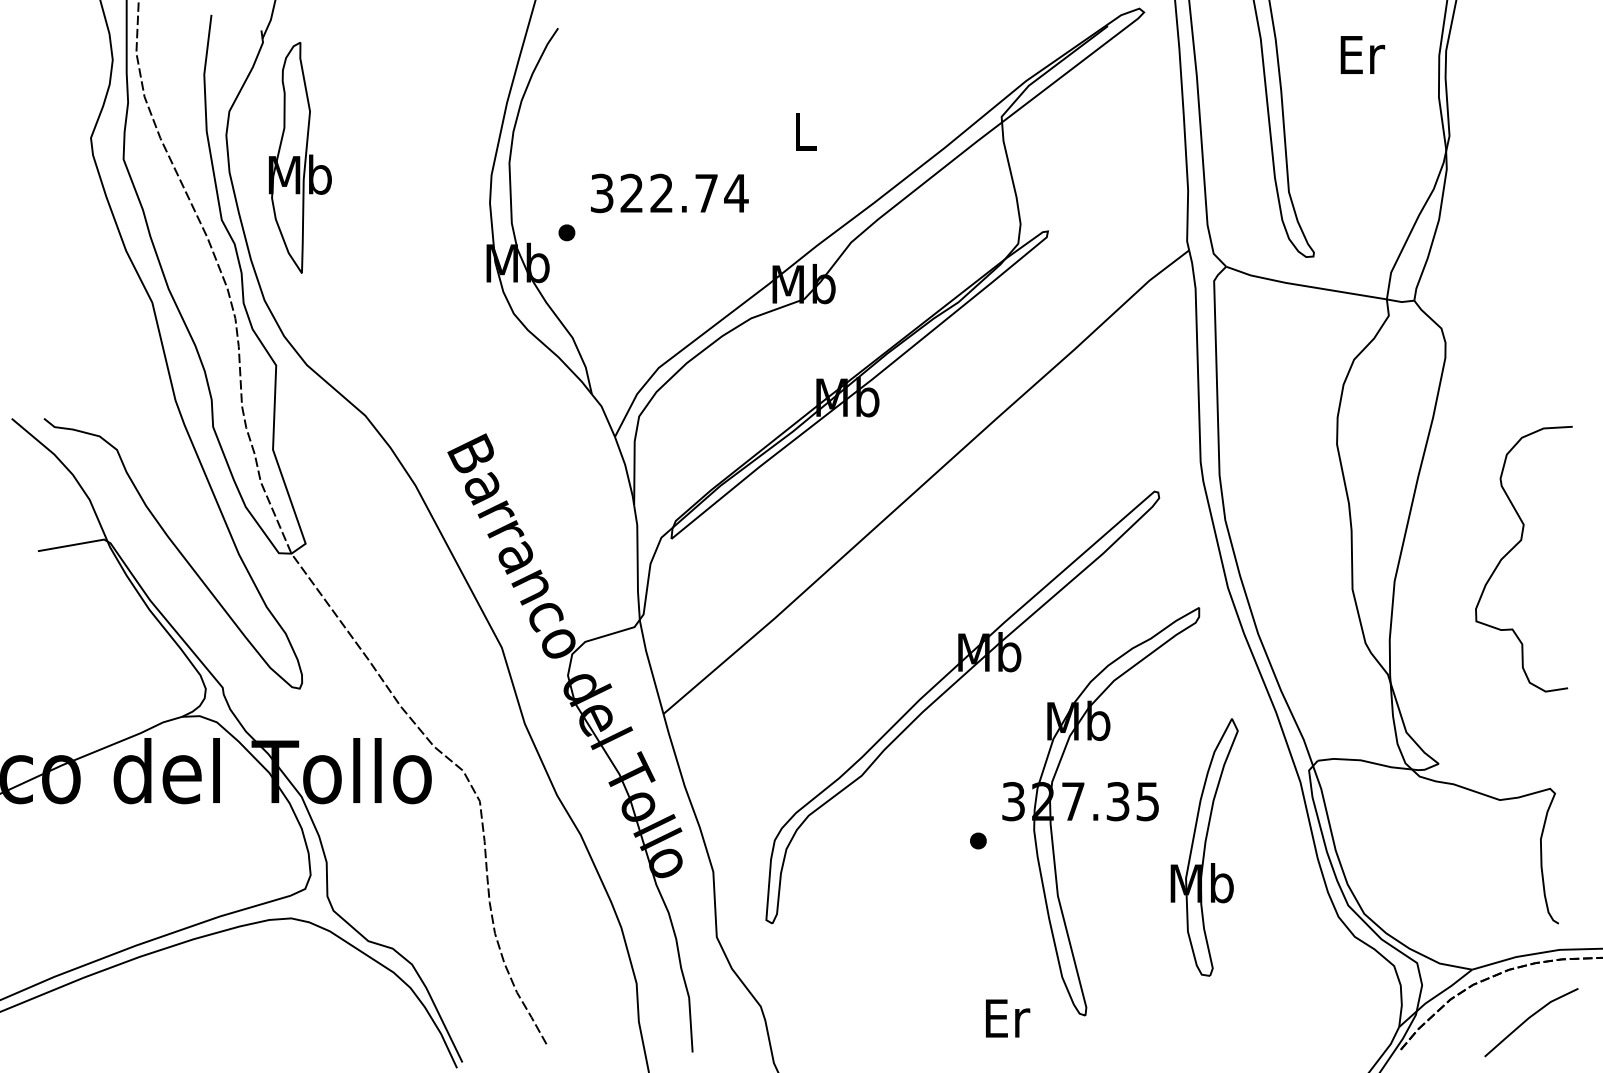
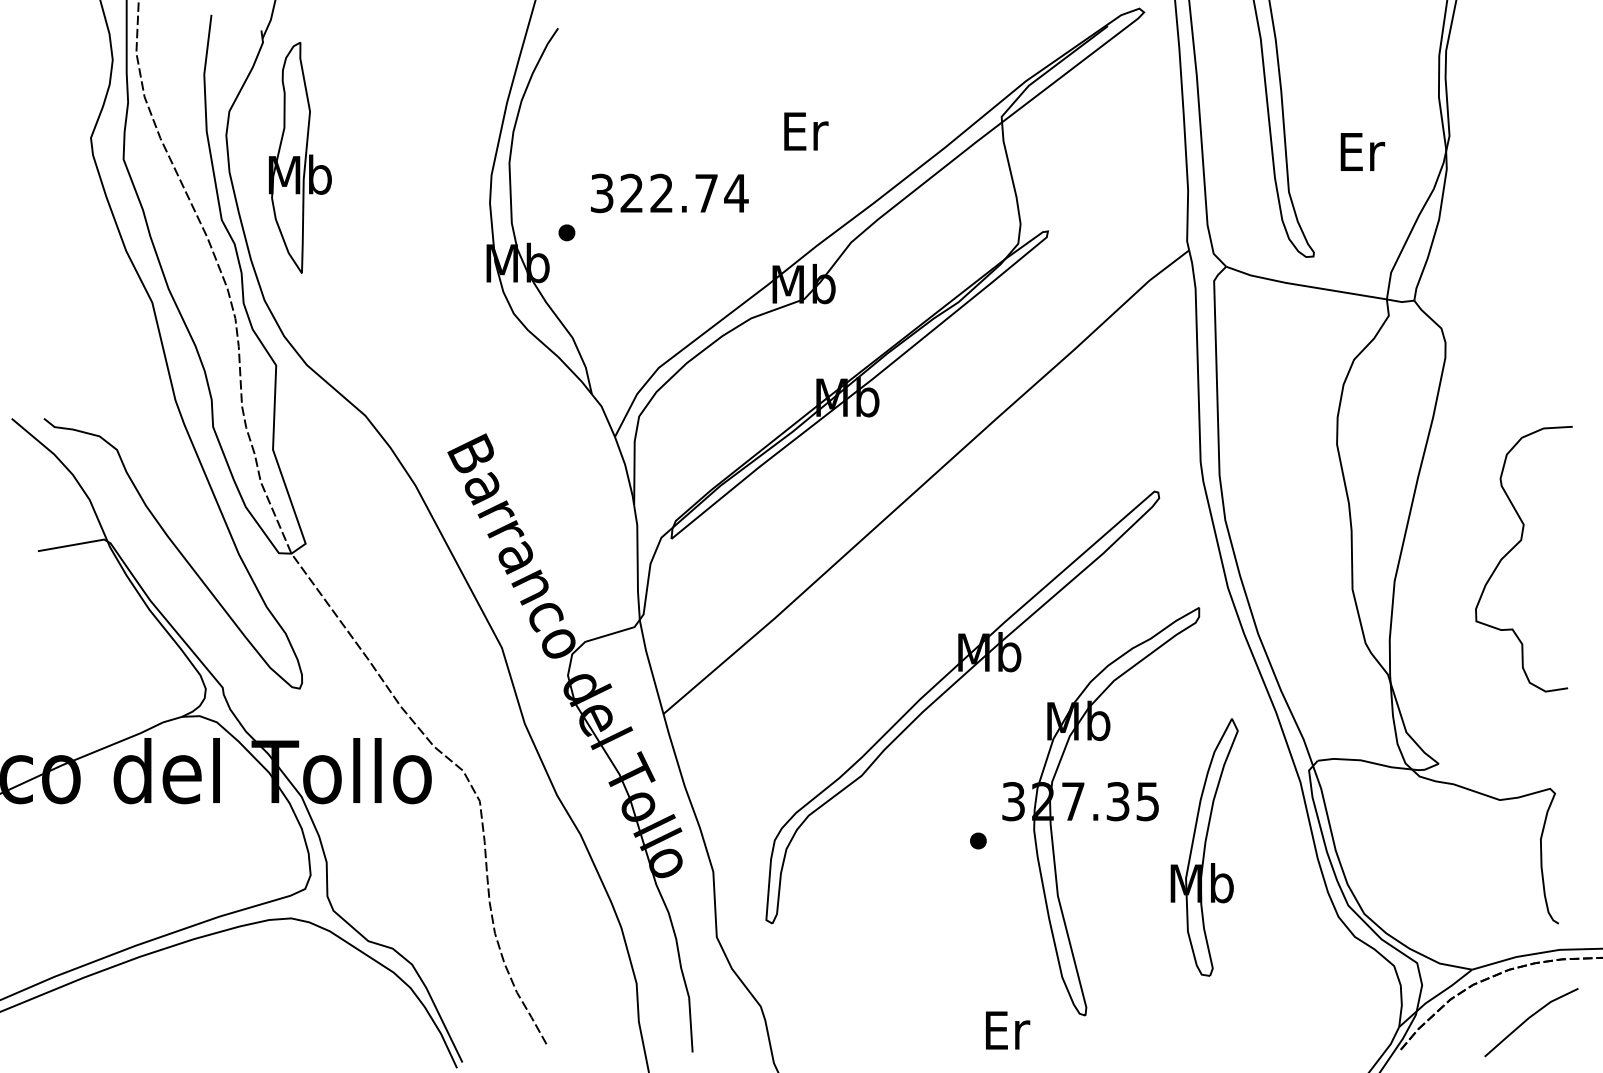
text position: (1362, 54) -> (1362, 151) (1362, 151)
text: L -> Er (806, 131)
text position: (1008, 1018) -> (1008, 1030) (1008, 1030)
